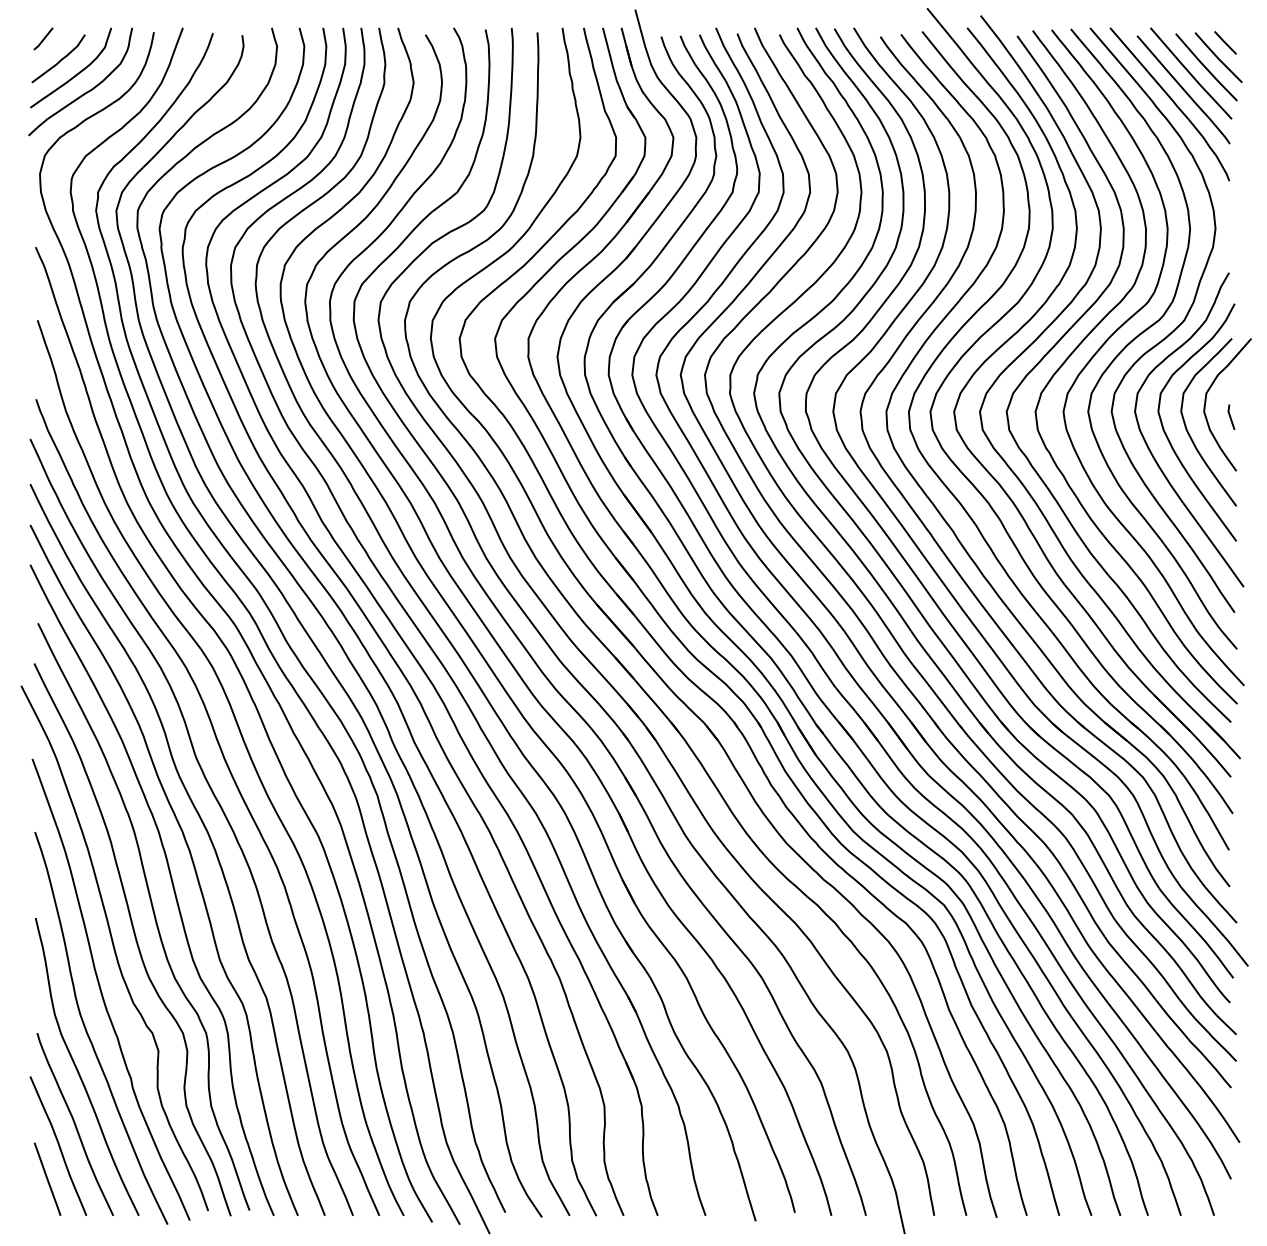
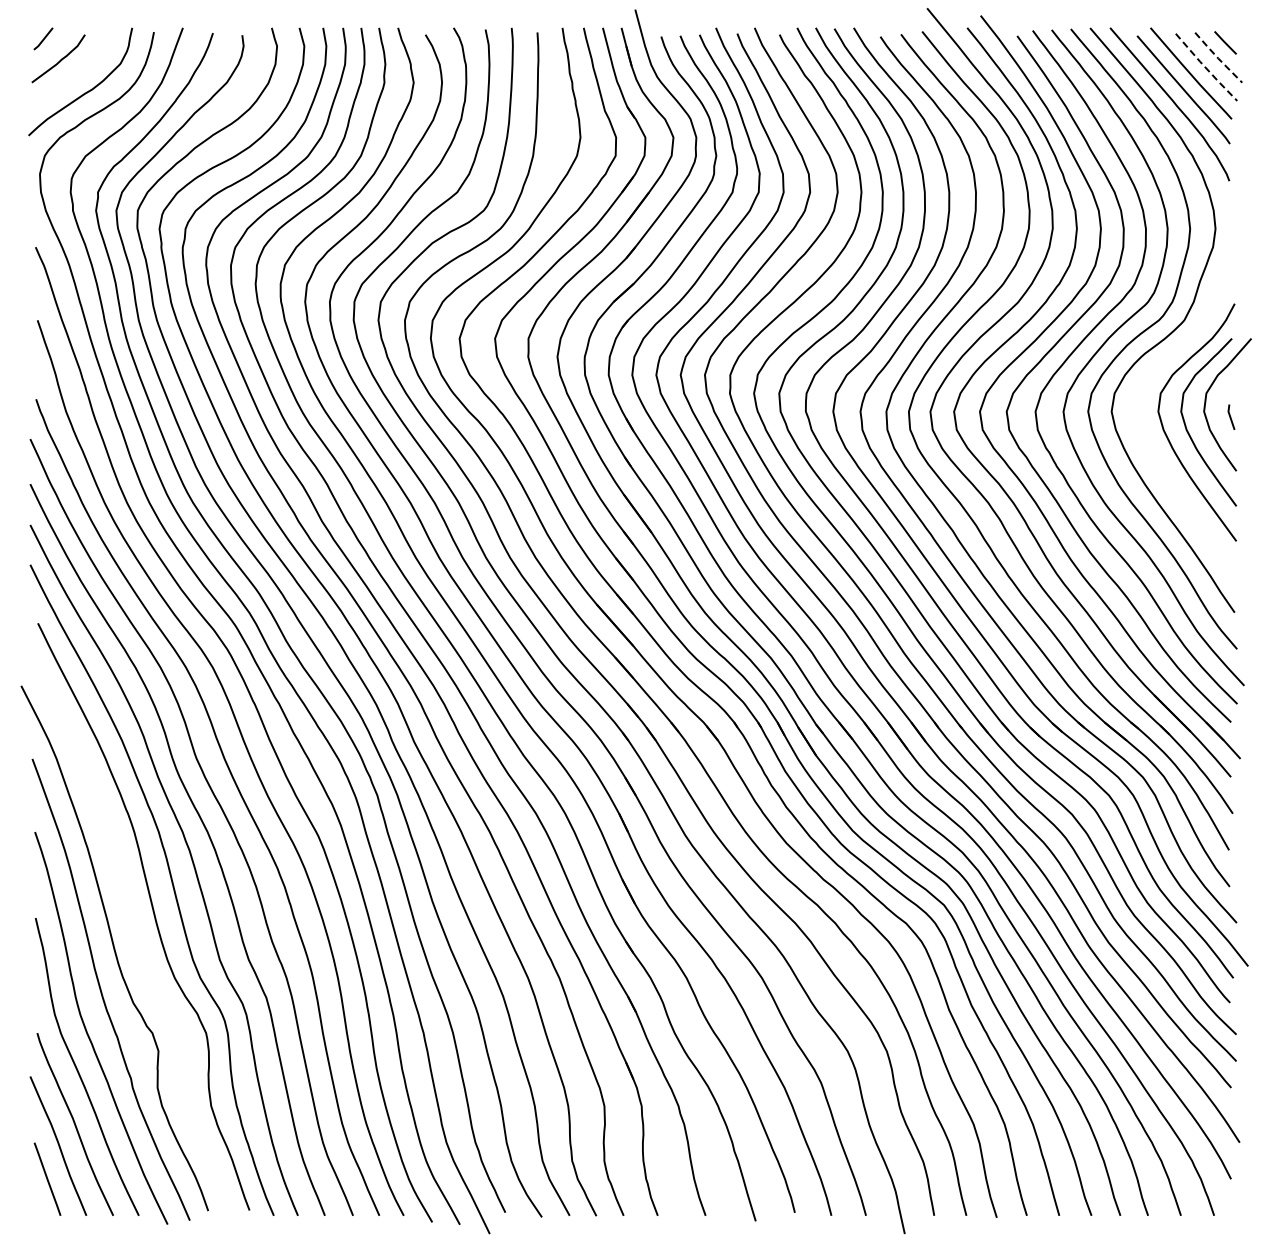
line: solid -> dashed (1218, 58)
line: solid -> dashed (1206, 68)
curve: present -> none (76, 73)
curve: present -> none (1150, 449)
curve: present -> none (134, 937)
